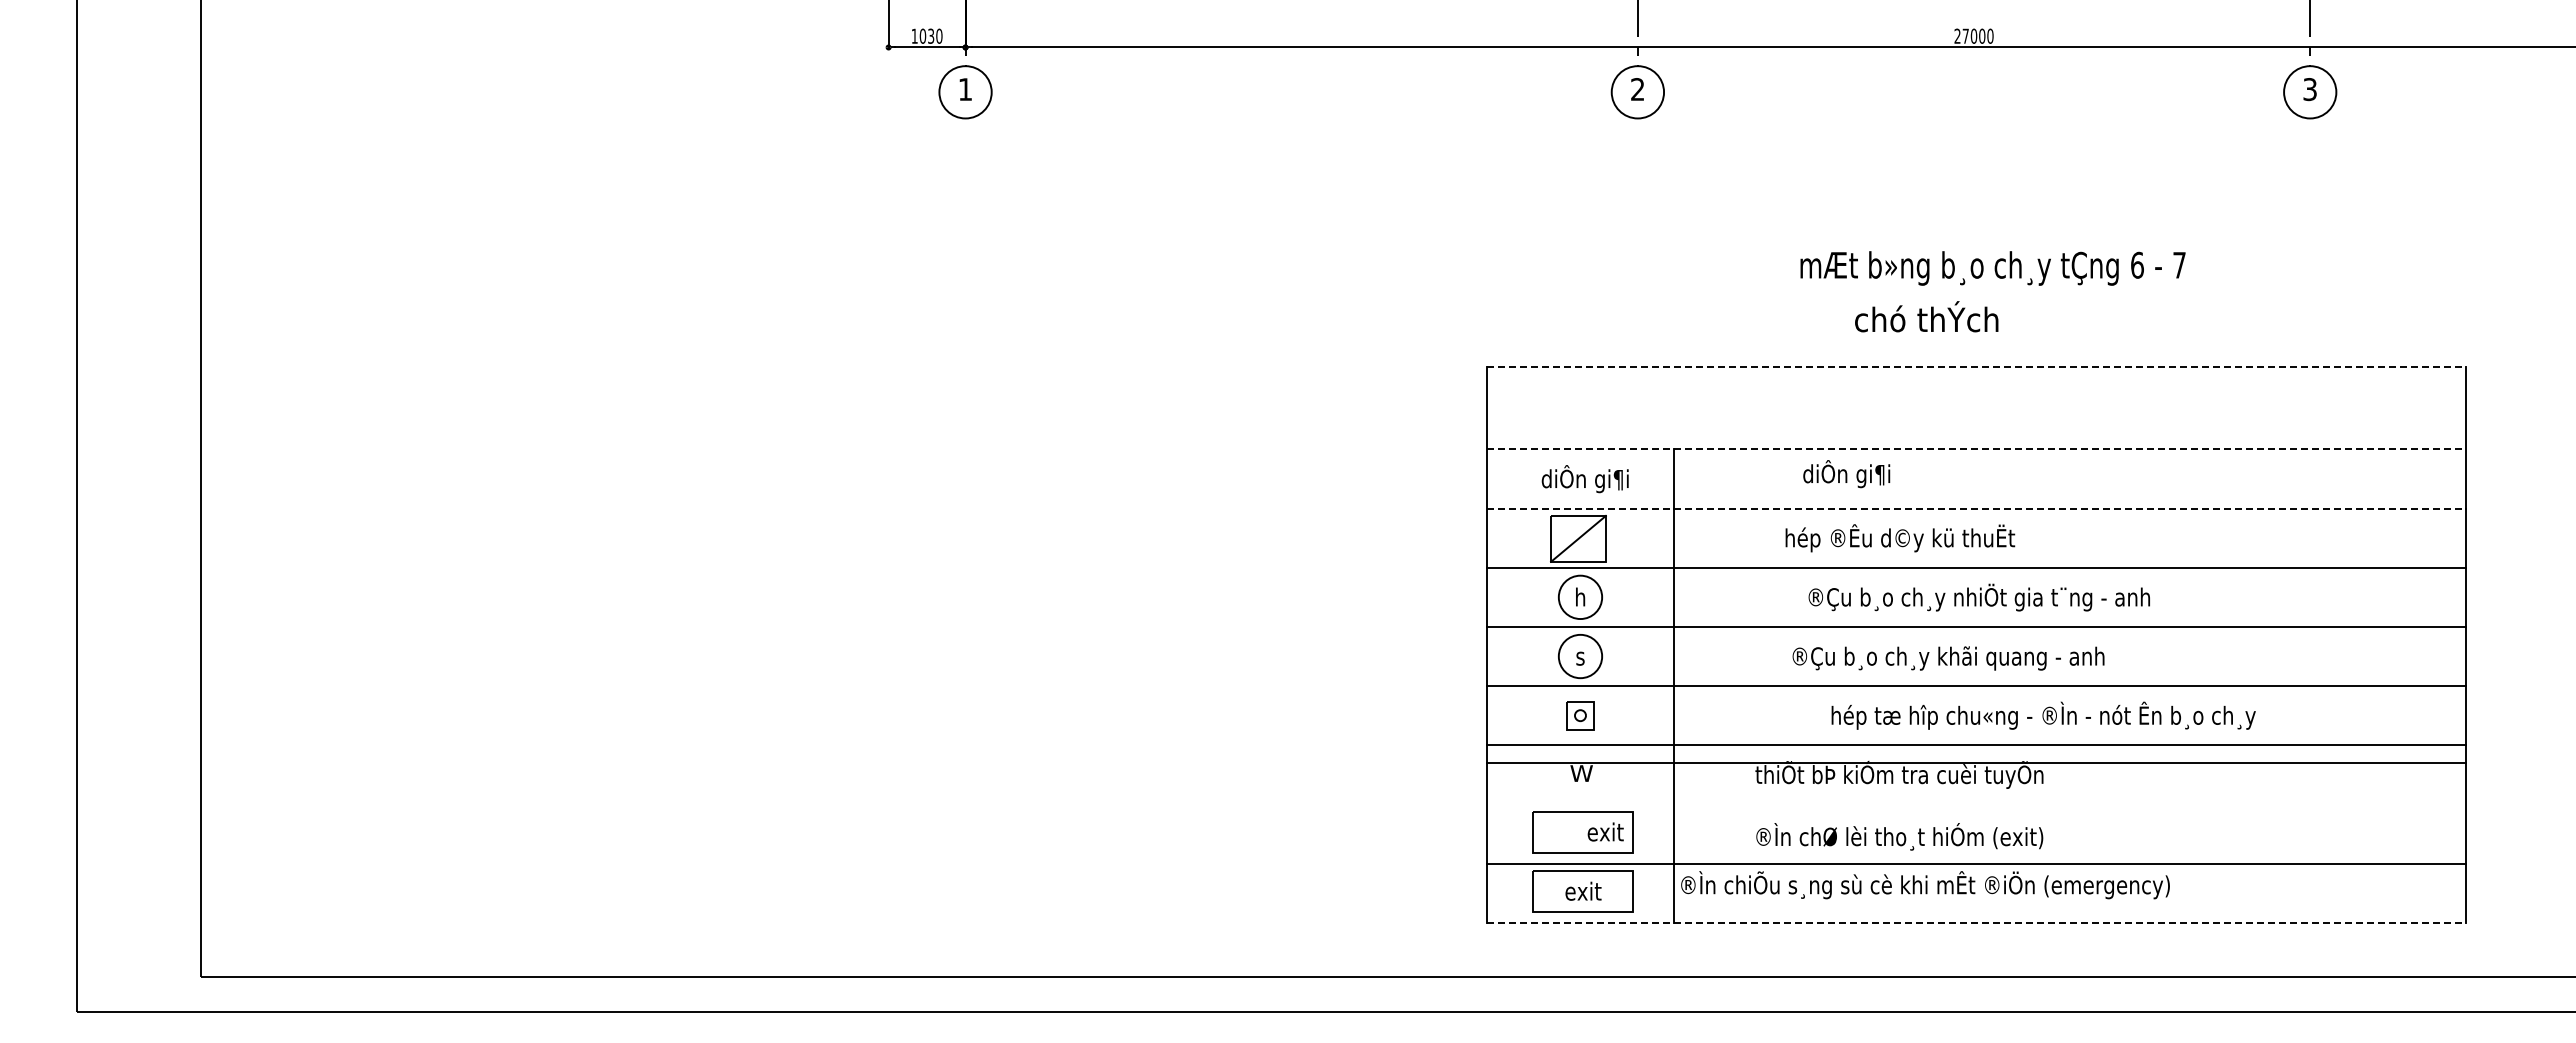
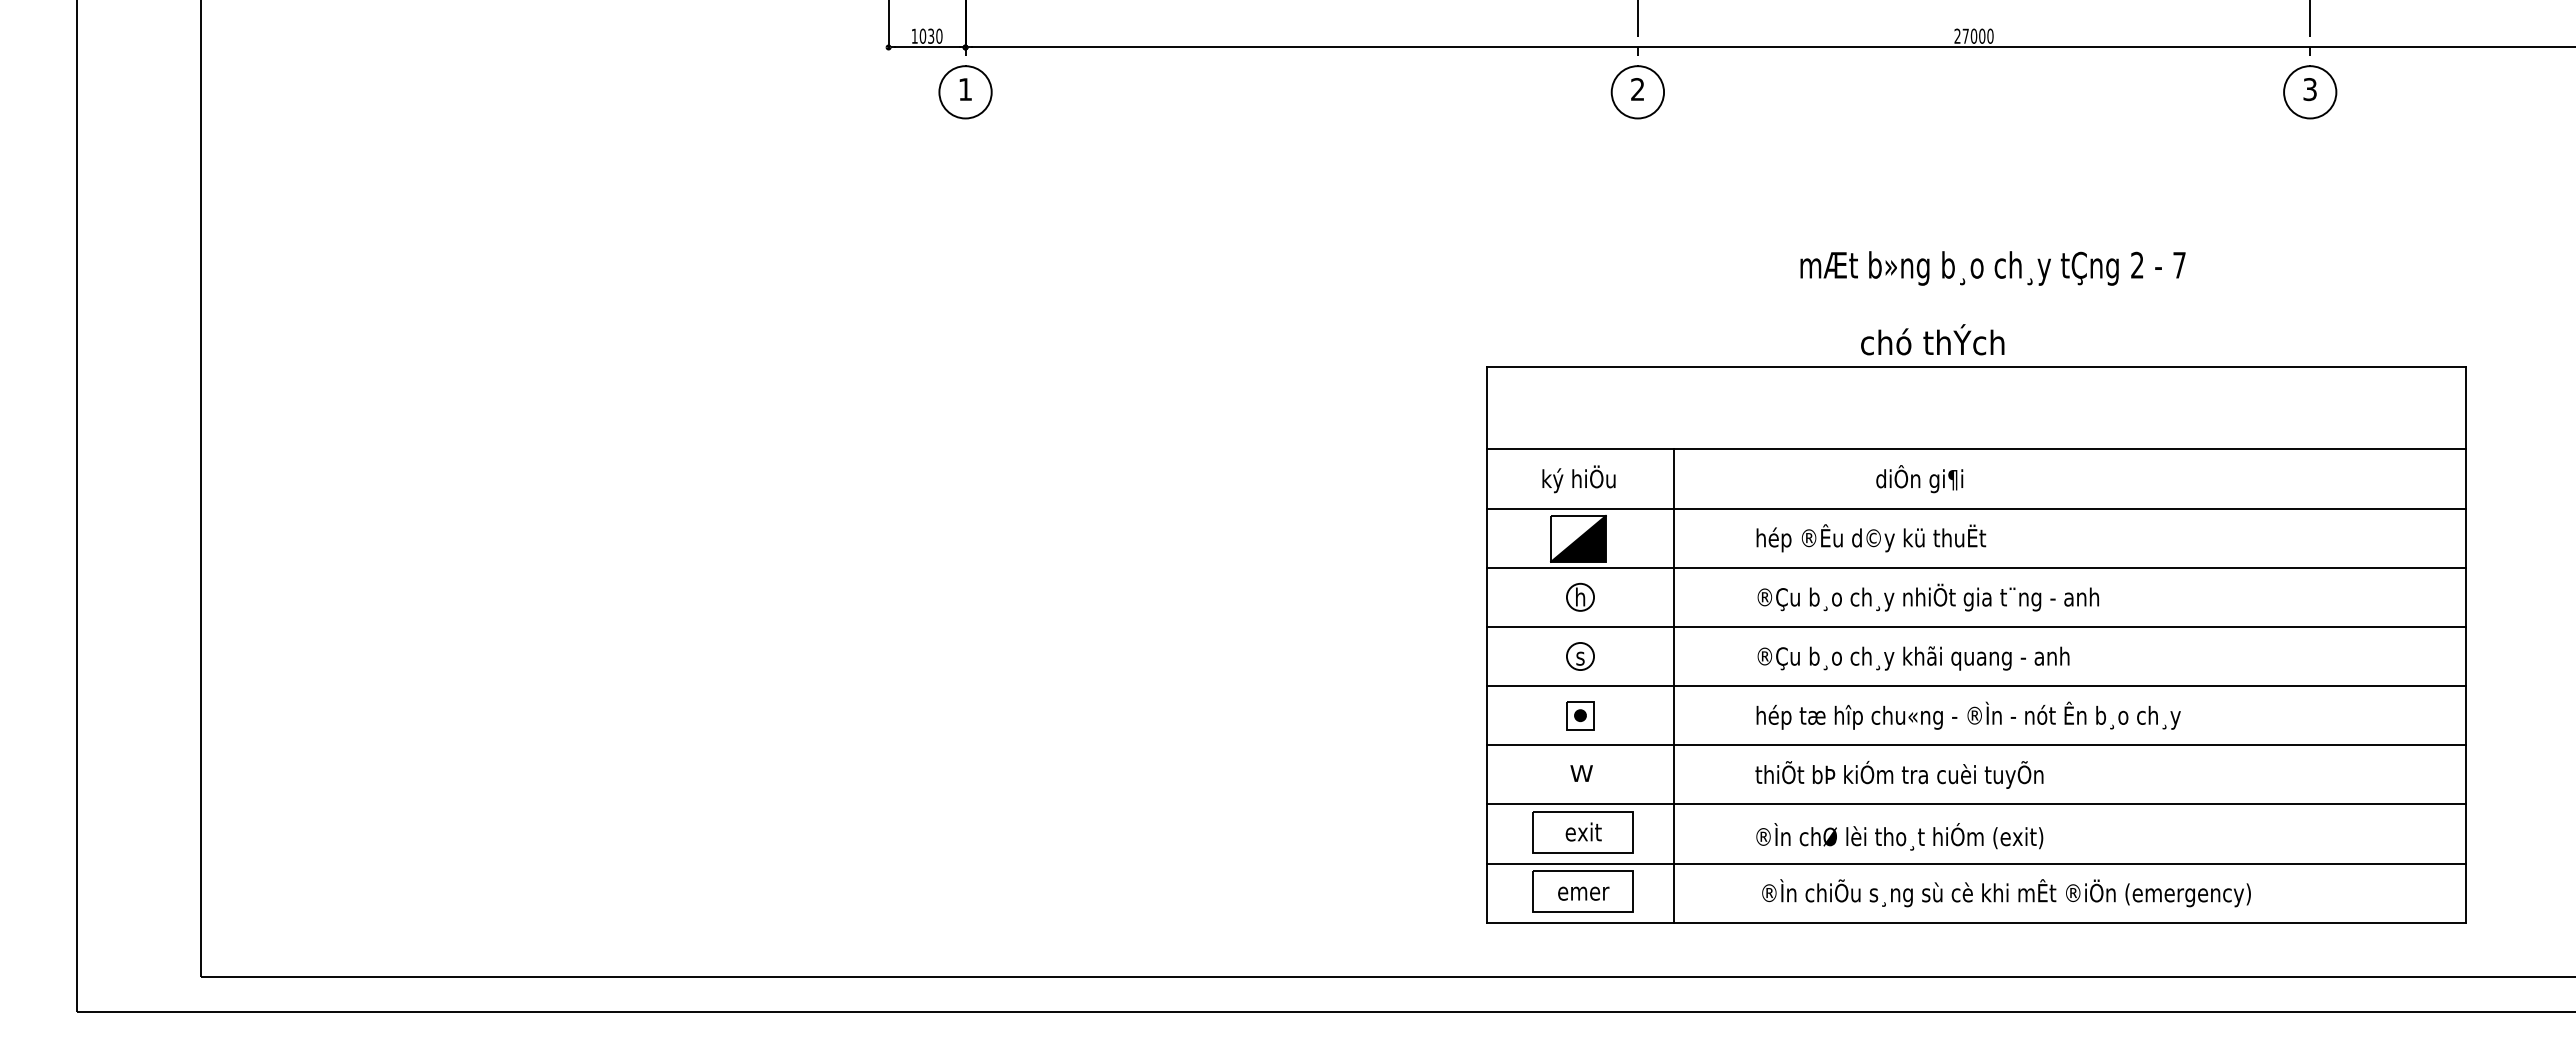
text: 6 -> 2 (2137, 264)
text position: (1926, 316) -> (1932, 339) (1932, 339)
line: dashed -> solid (1976, 366)
line: dashed -> solid (1976, 449)
text position: (1846, 474) -> (1919, 479) (1919, 479)
text: diÔn gi¶i -> ký hiÖu (1584, 479)
line: dashed -> solid (1976, 508)
fill: none -> present (1578, 538)
text position: (1900, 538) -> (1871, 538) (1871, 538)
circle diameter: 43 px -> 27 px (1580, 596)
text position: (1978, 597) -> (1927, 597) (1927, 597)
circle diameter: 43 px -> 27 px (1580, 656)
text position: (1948, 658) -> (1913, 658) (1913, 658)
fill: none -> present (1580, 715)
text position: (2043, 715) -> (1968, 715) (1968, 715)
line position: (1976, 763) -> (1976, 804) (1976, 804)
text position: (1605, 831) -> (1583, 831) (1583, 831)
text position: (1925, 885) -> (2006, 893) (2006, 893)
text: exit -> emer (1583, 890)
line: dashed -> solid (1976, 922)
